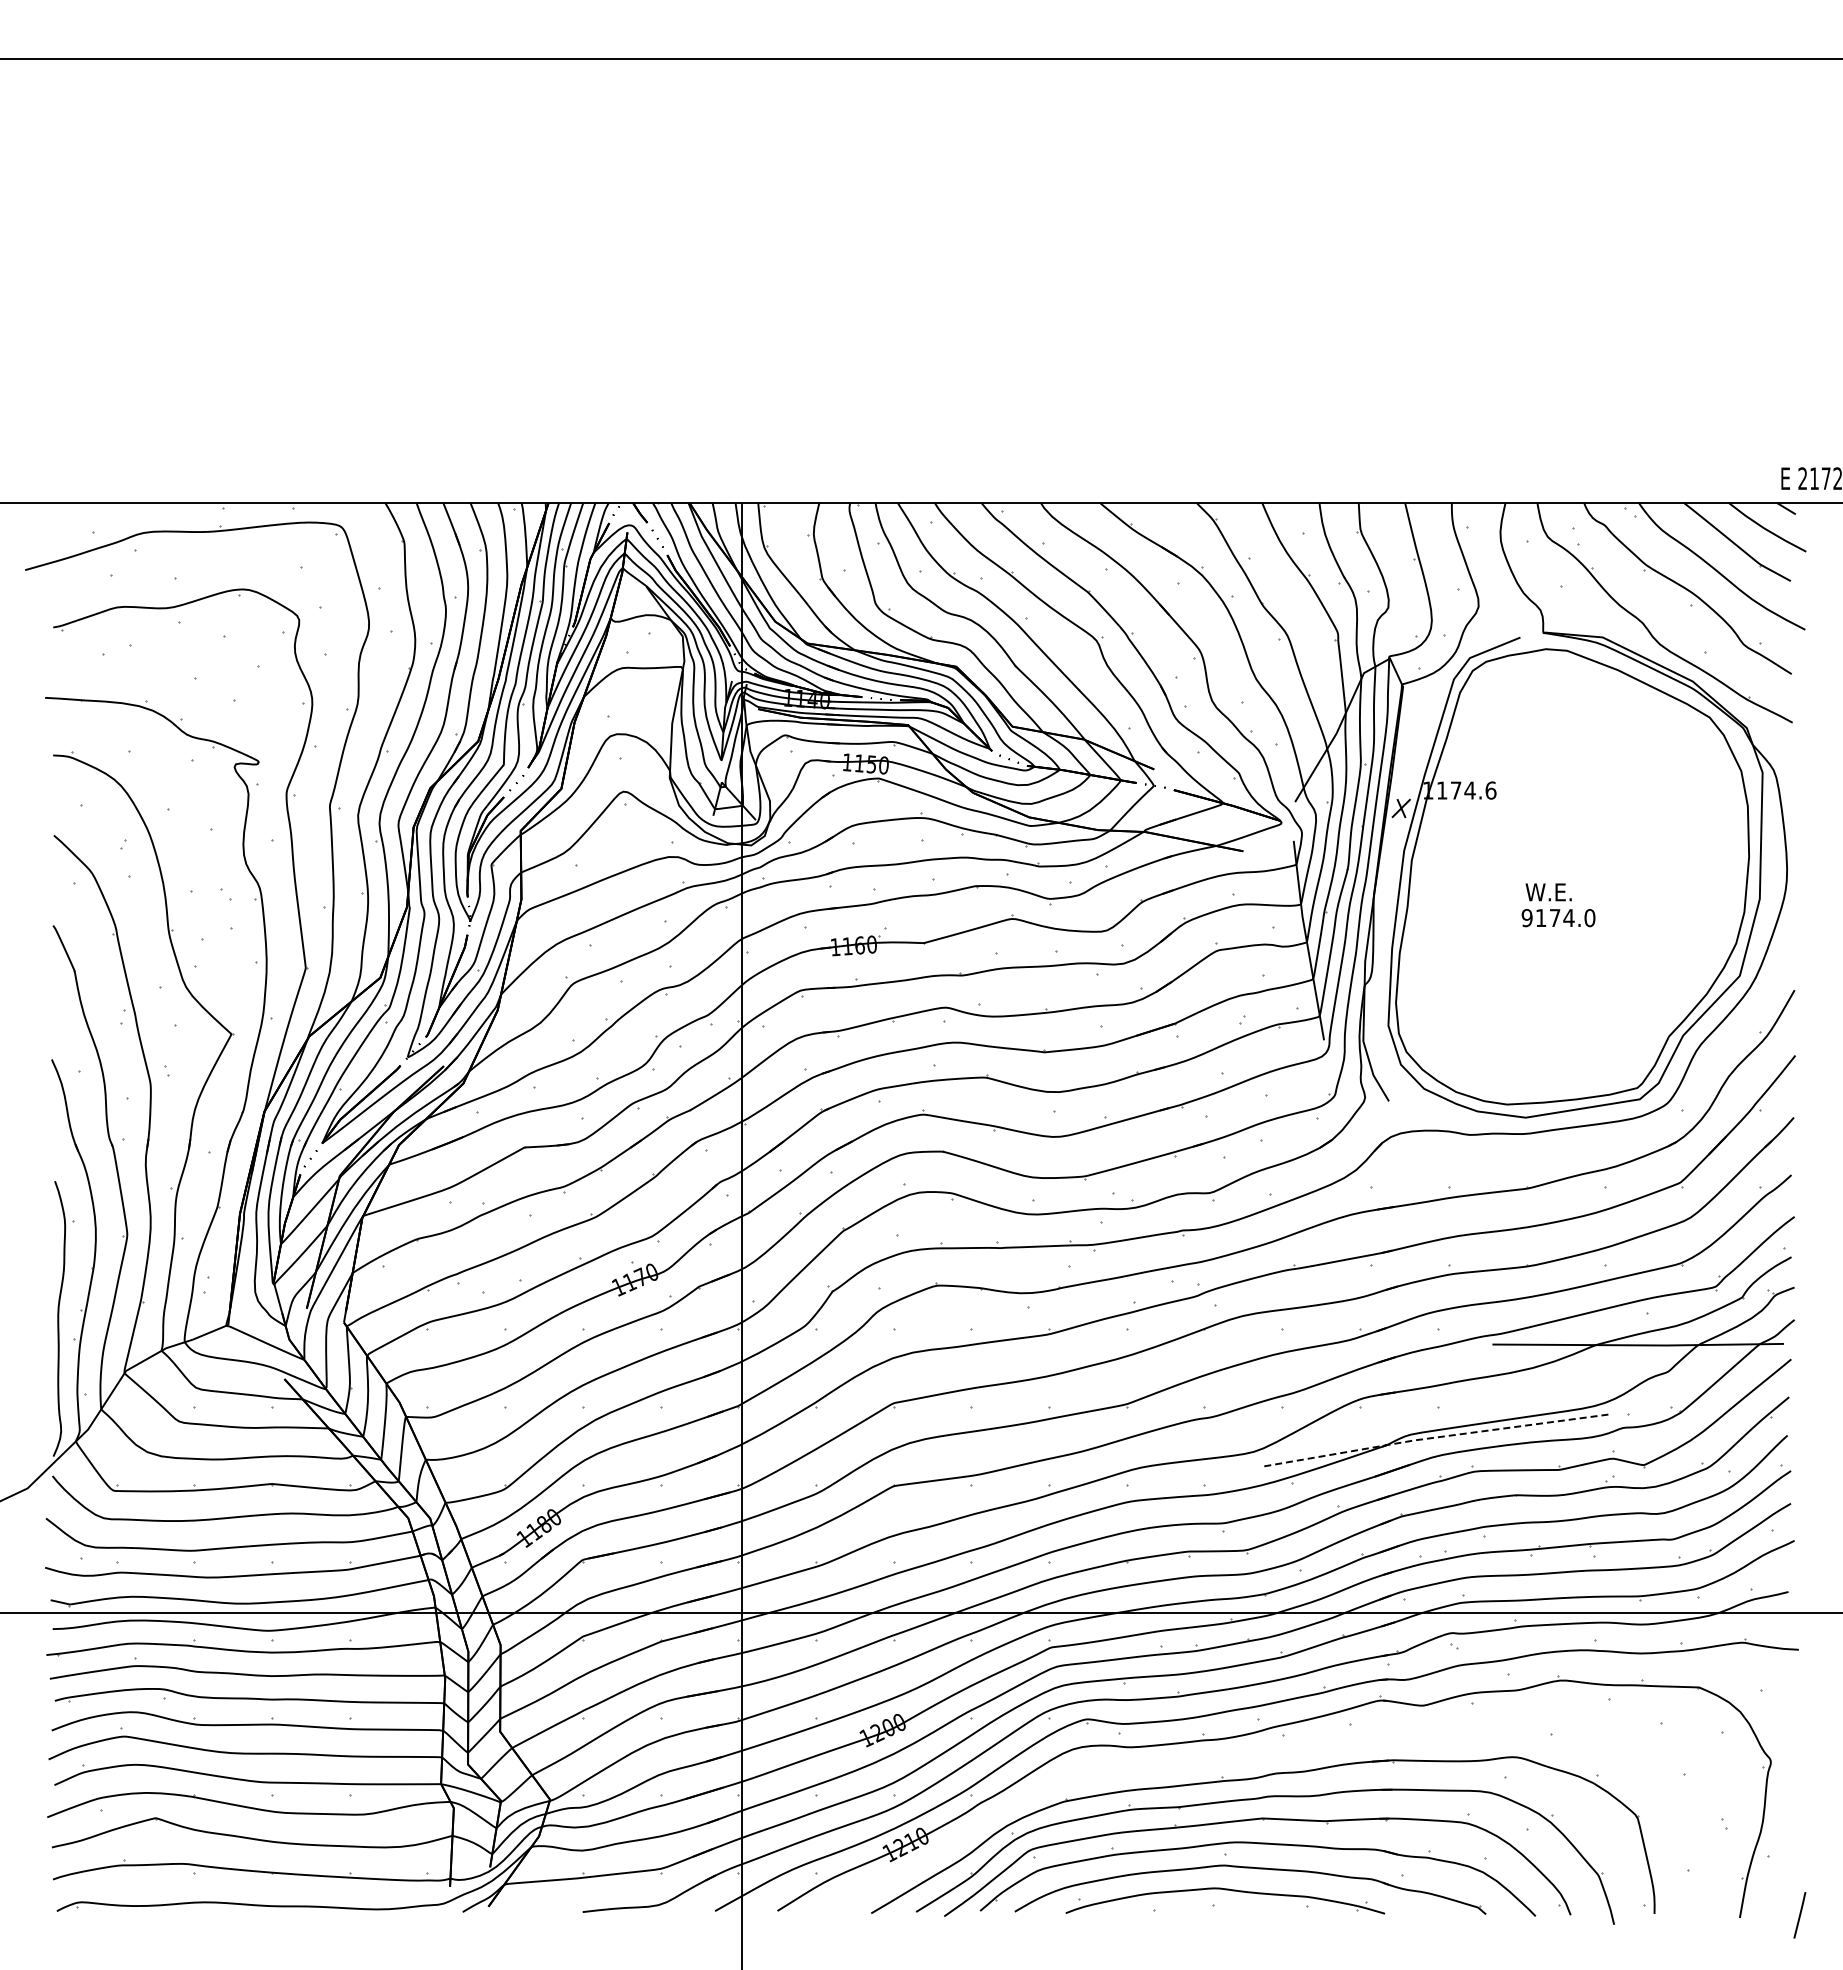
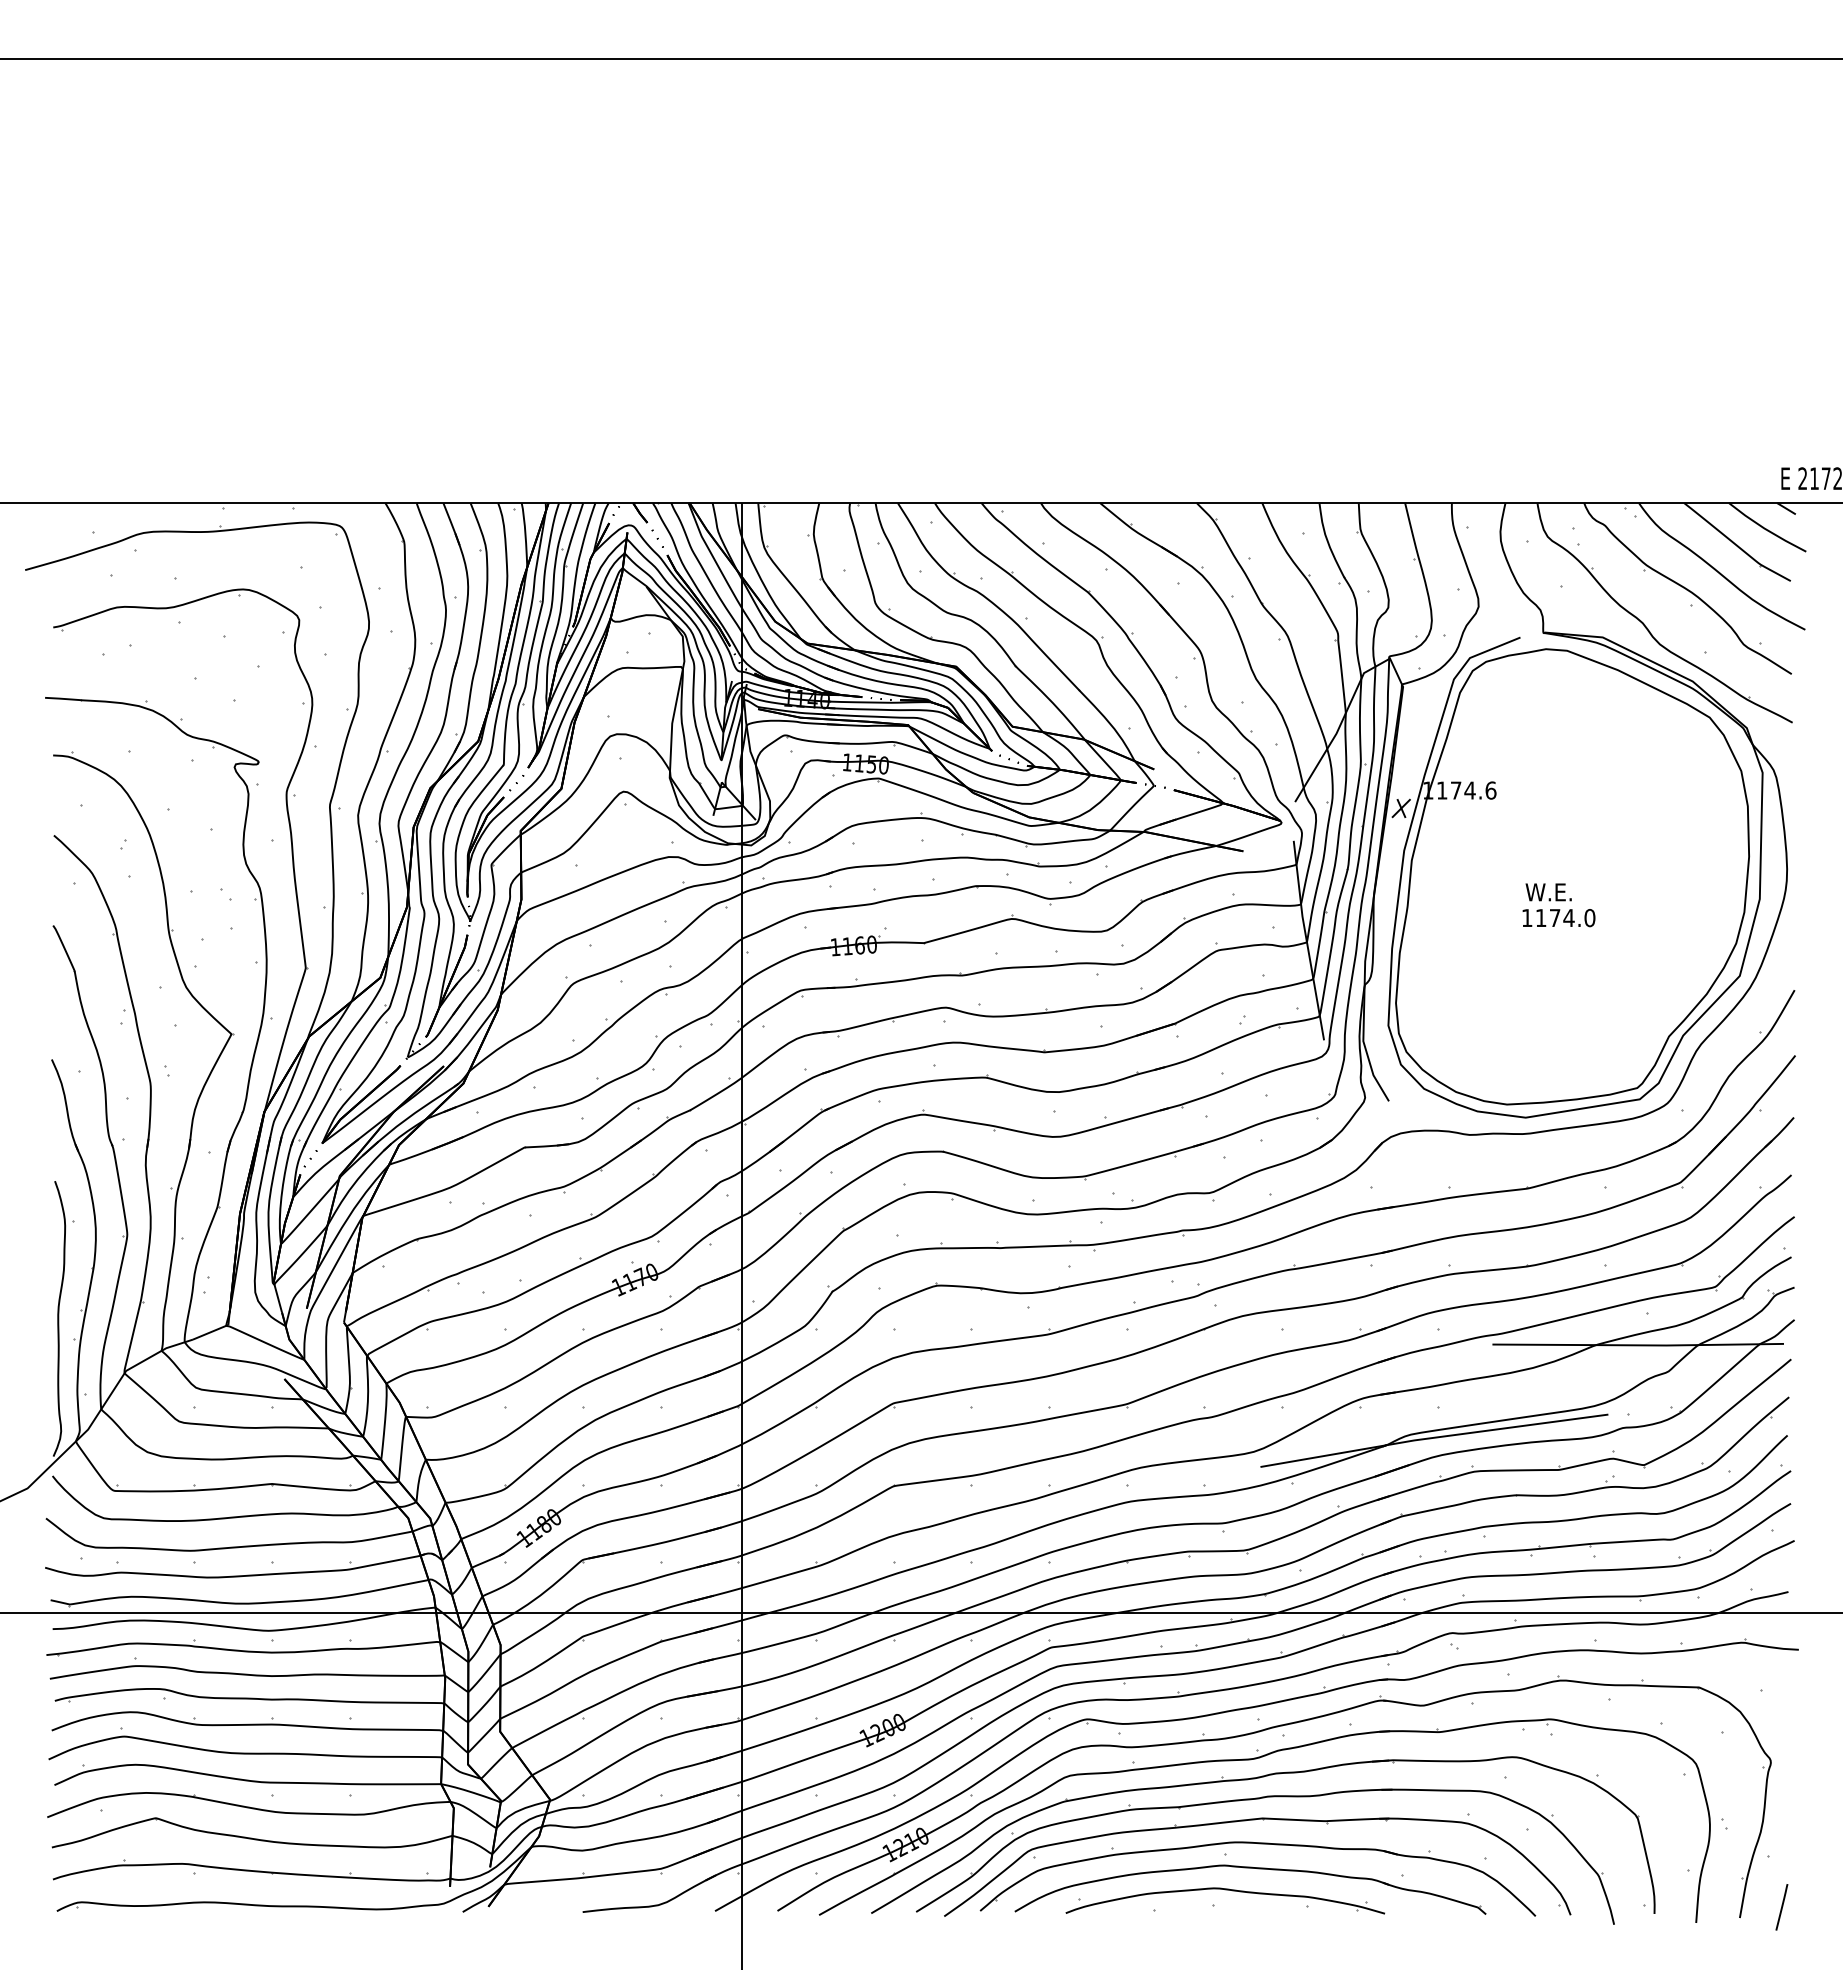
text: 9174.0 -> 1174.0 (1526, 918)
line: dashed -> solid (1433, 1437)
part: none -> present (1256, 1759)
line position: (1799, 1915) -> (1781, 1907) (1781, 1907)
